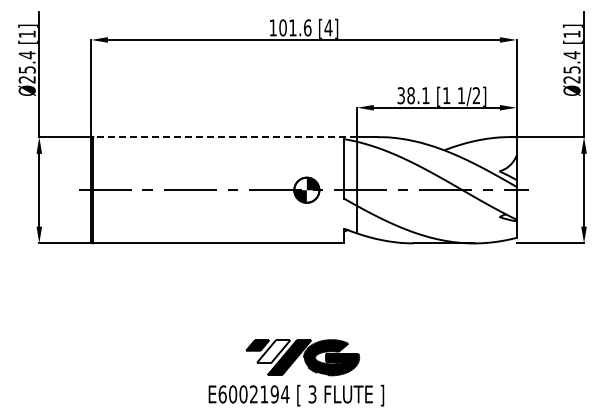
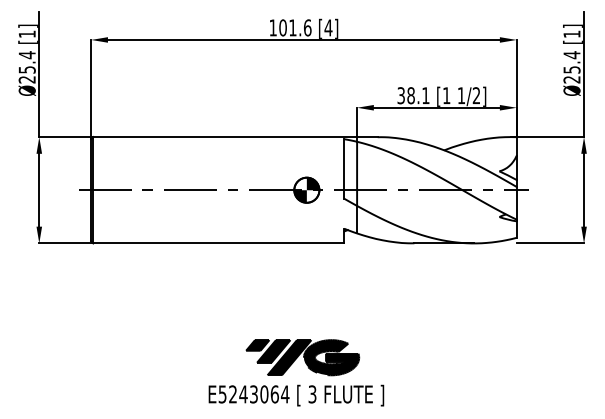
line: dashed -> solid (225, 137)
fill: none -> present (273, 351)
text: E6002194 -> E5243064 (248, 394)
